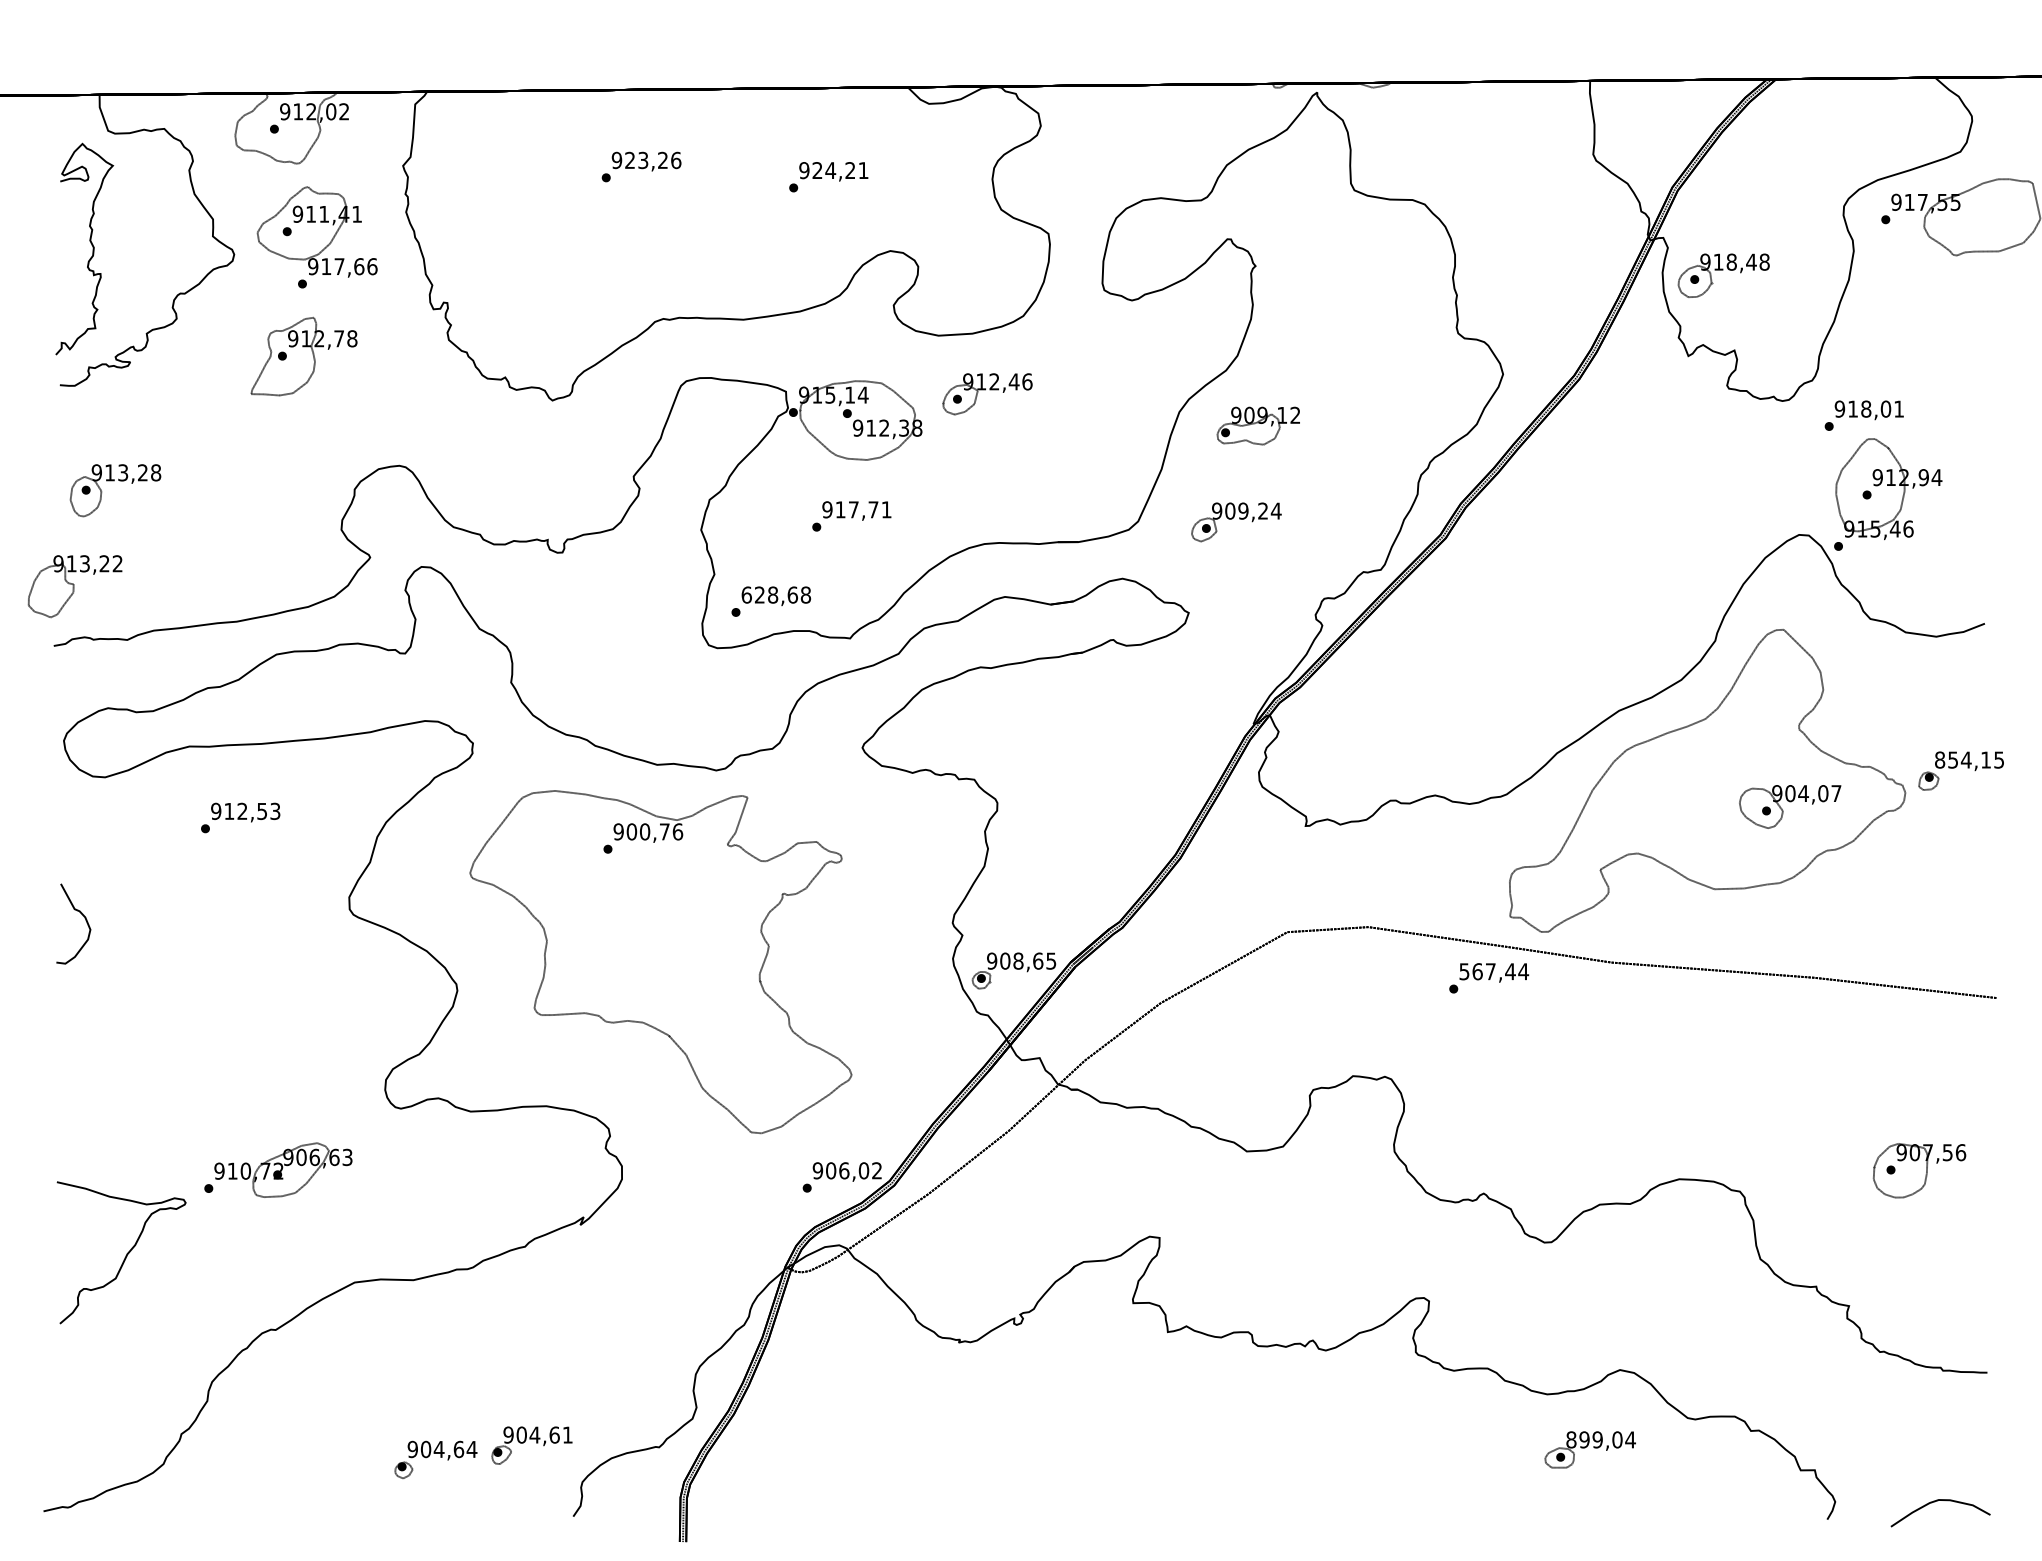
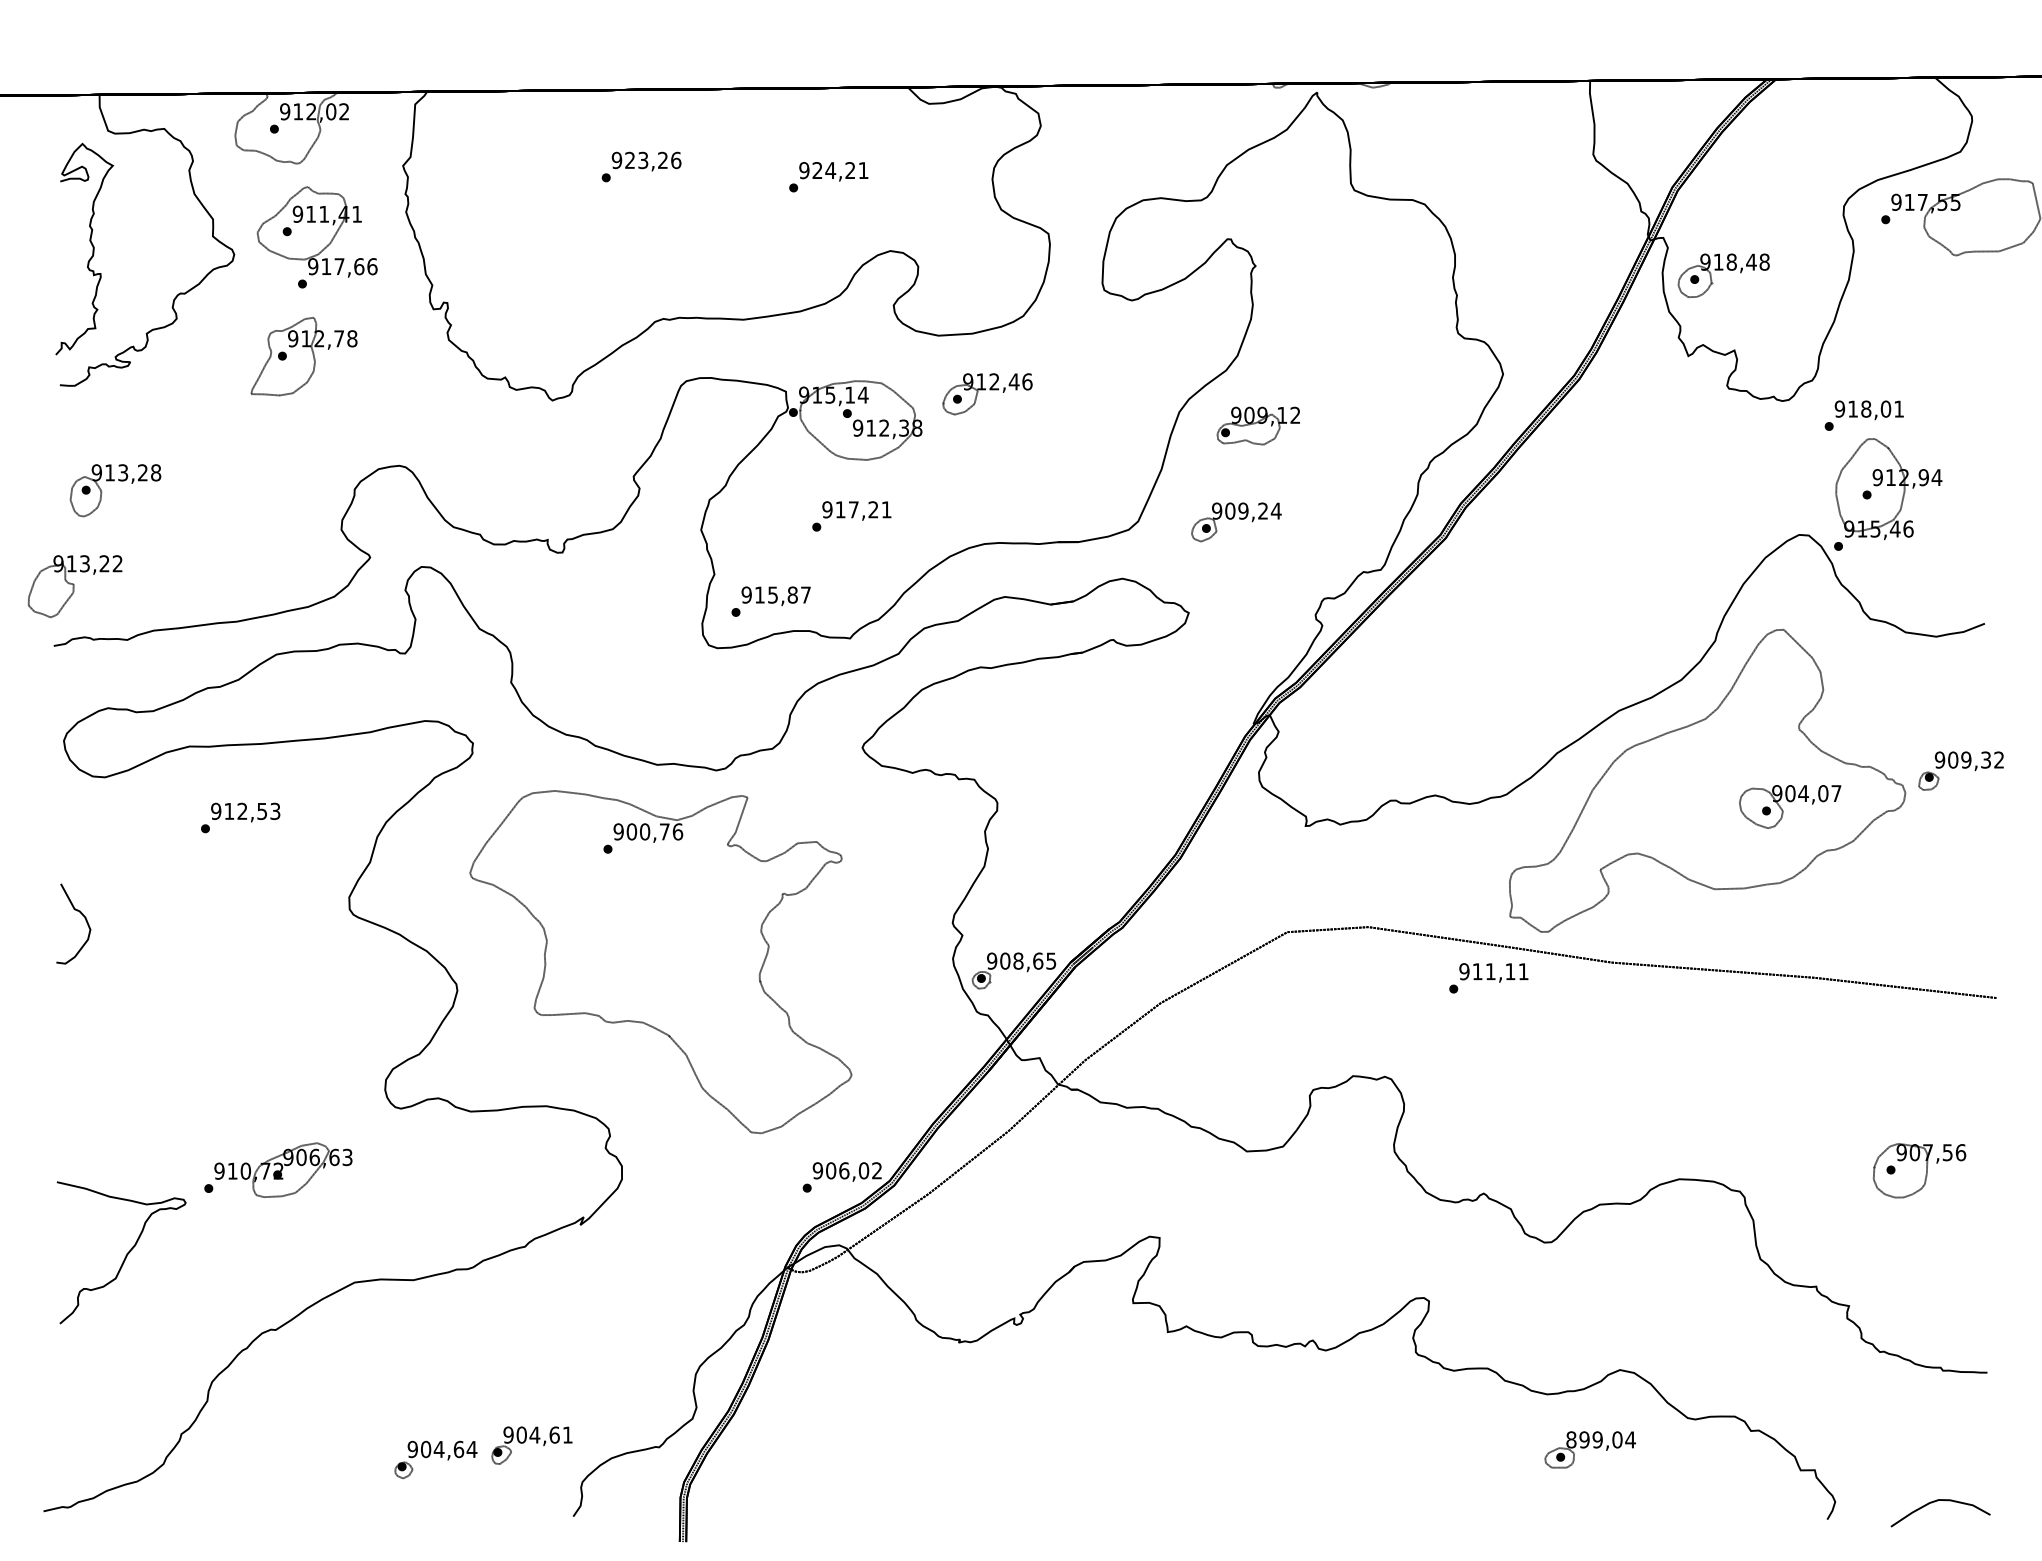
text: 917,71 -> 917,21 (873, 509)
text: 628,68 -> 915,87 (776, 594)
text: 854,15 -> 909,32 (1968, 759)
text: 567,44 -> 911,11 (1494, 971)
